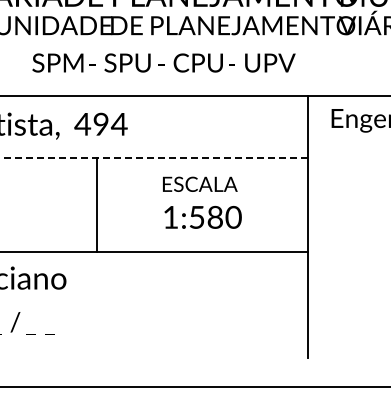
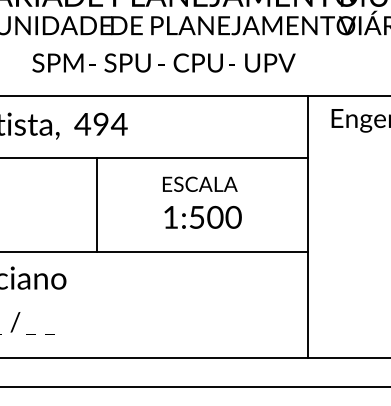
line: dashed -> solid (153, 157)
text: 1:580 -> 1:500 (215, 217)
line: none -> present (194, 358)
